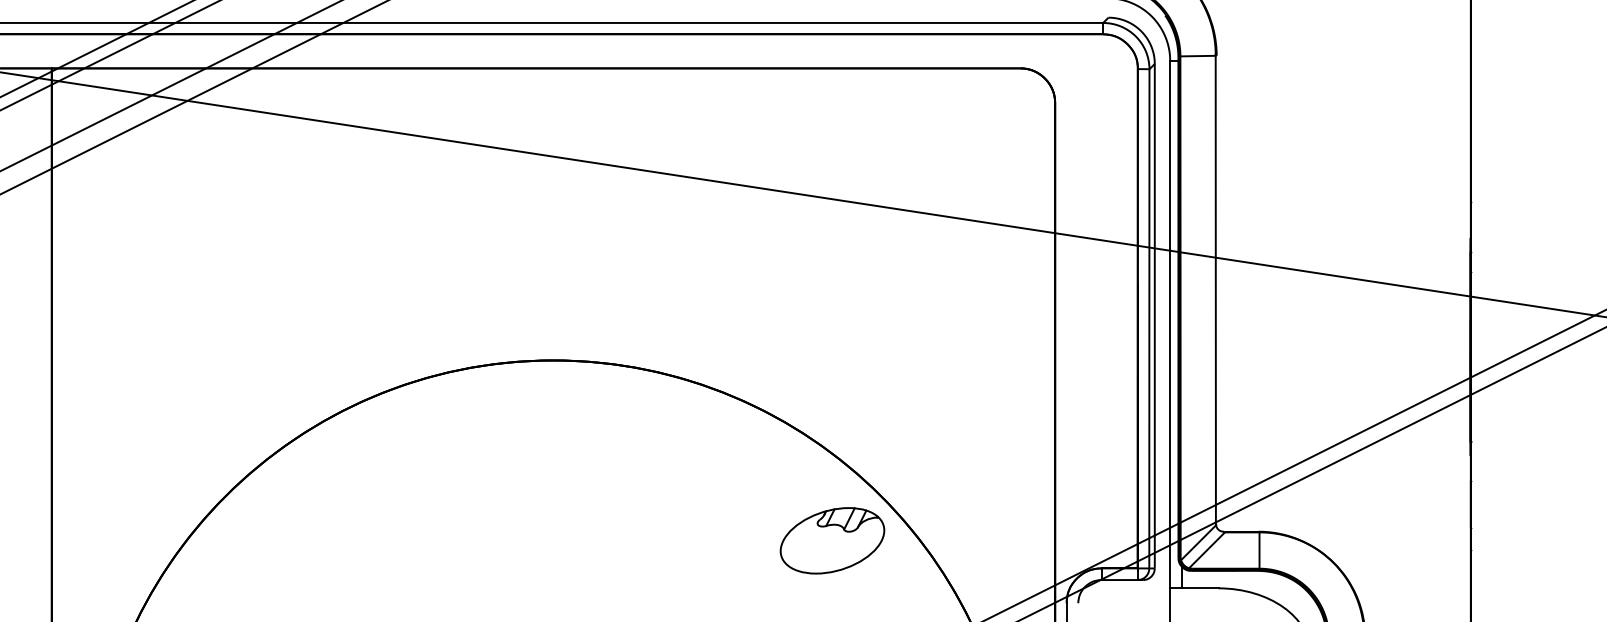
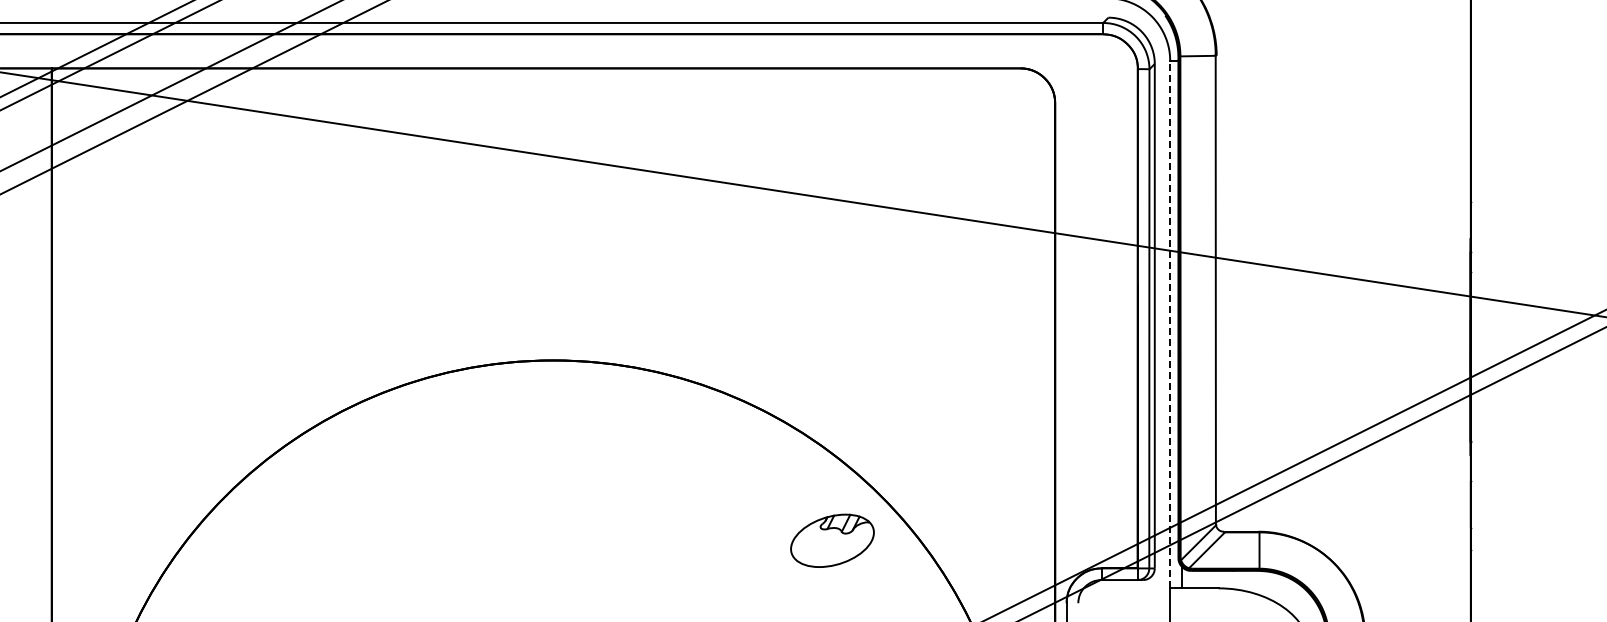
line: solid -> dashed (1170, 324)
part size: 107x68 px -> 85x55 px (832, 540)
